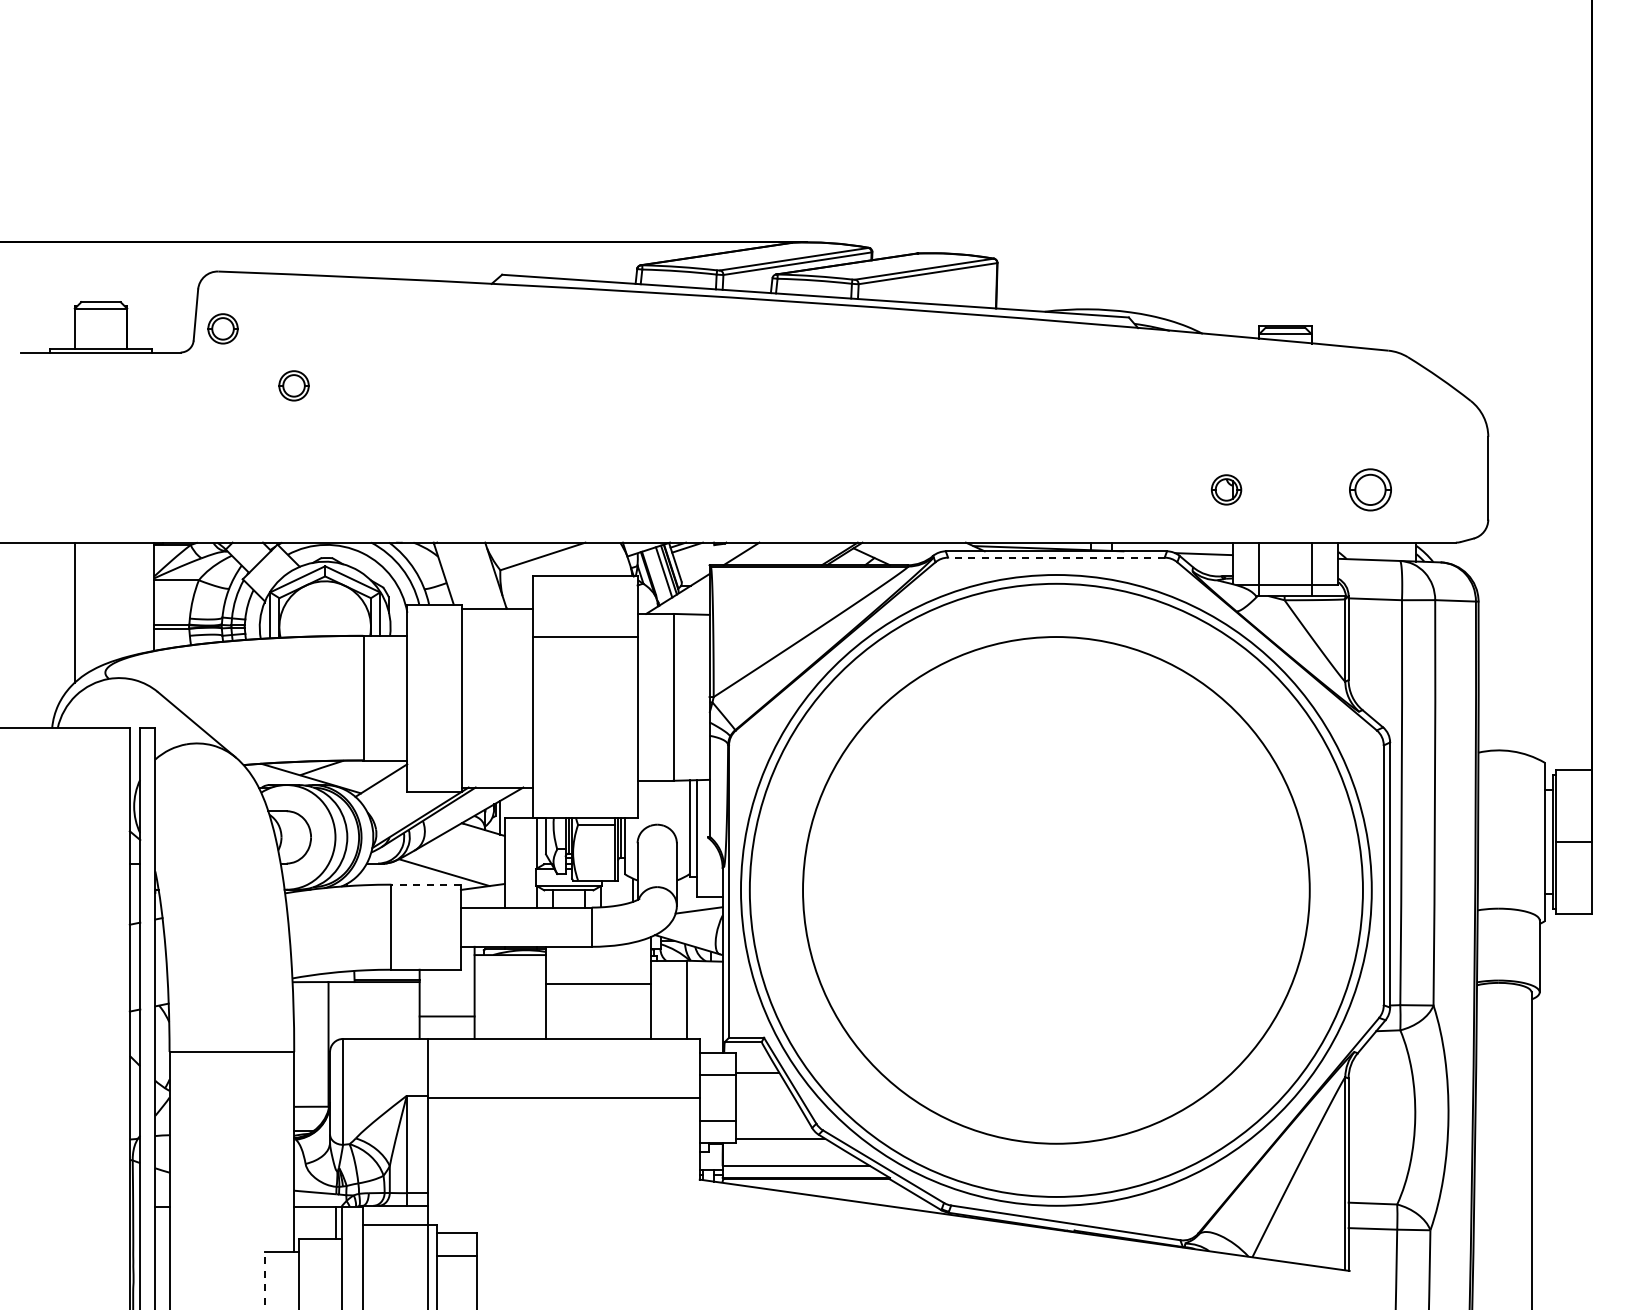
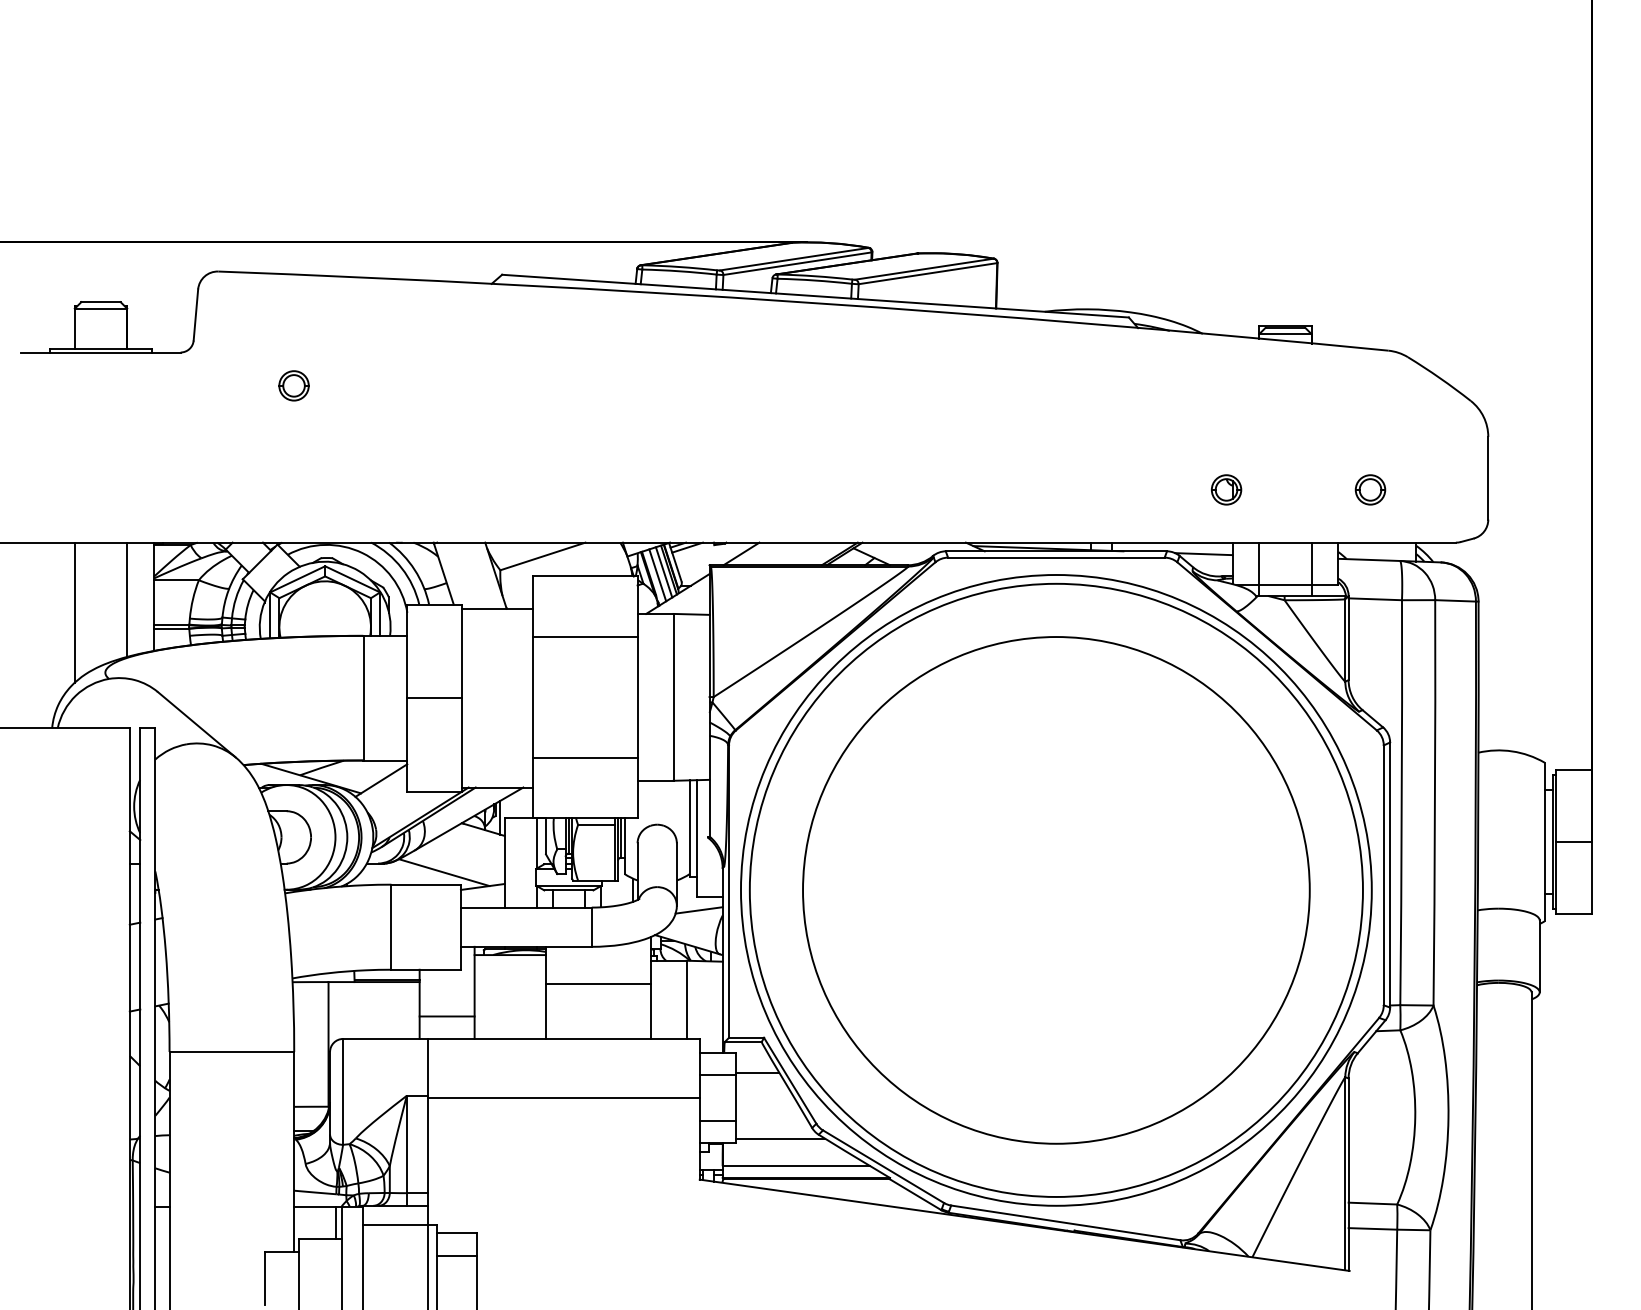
part: present -> none (222, 328)
part size: 43x44 px -> 33x32 px (1370, 489)
line: dashed -> solid (1055, 557)
line: none -> present (657, 575)
line: none -> present (127, 599)
line: none -> present (434, 698)
line: none -> present (584, 757)
line: dashed -> solid (426, 884)
line: dashed -> solid (264, 1278)
